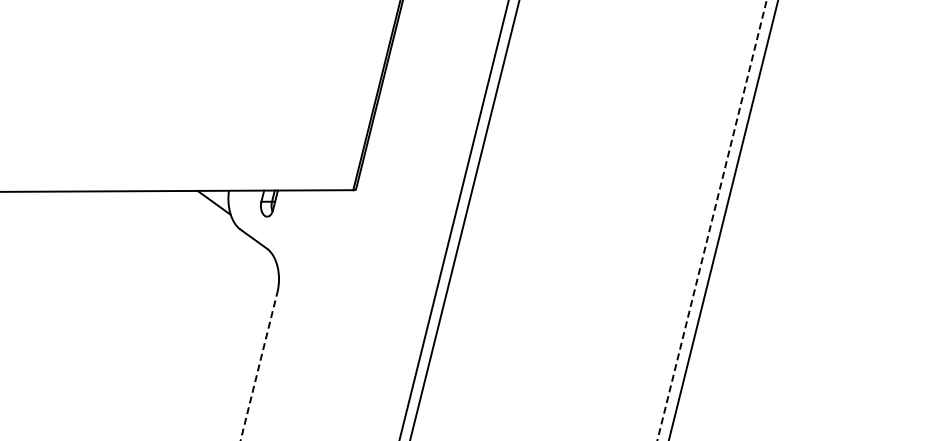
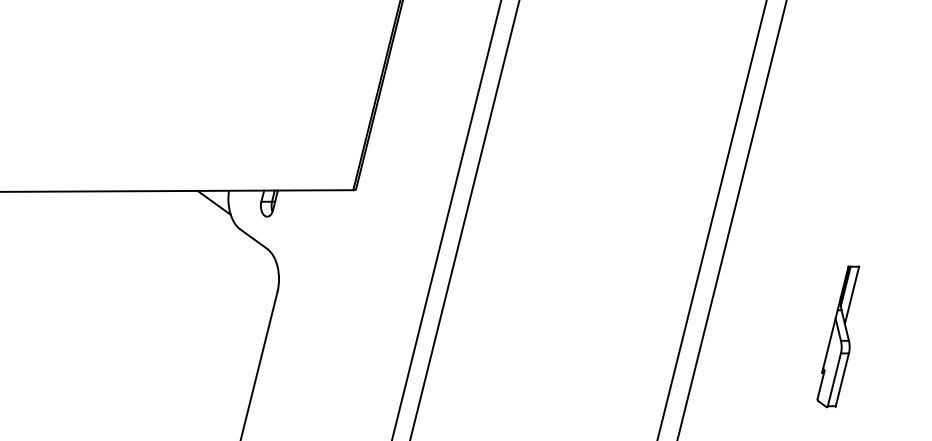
line position: (454, 219) -> (446, 219) (446, 219)
line: dashed -> solid (712, 219)
line position: (723, 219) -> (732, 219) (732, 219)
part: none -> present (838, 336)
line: dashed -> solid (259, 365)
